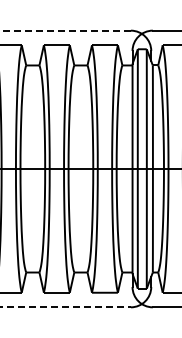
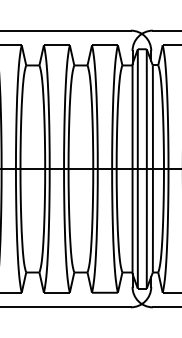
line: dashed -> solid (65, 30)
line: dashed -> solid (65, 307)
